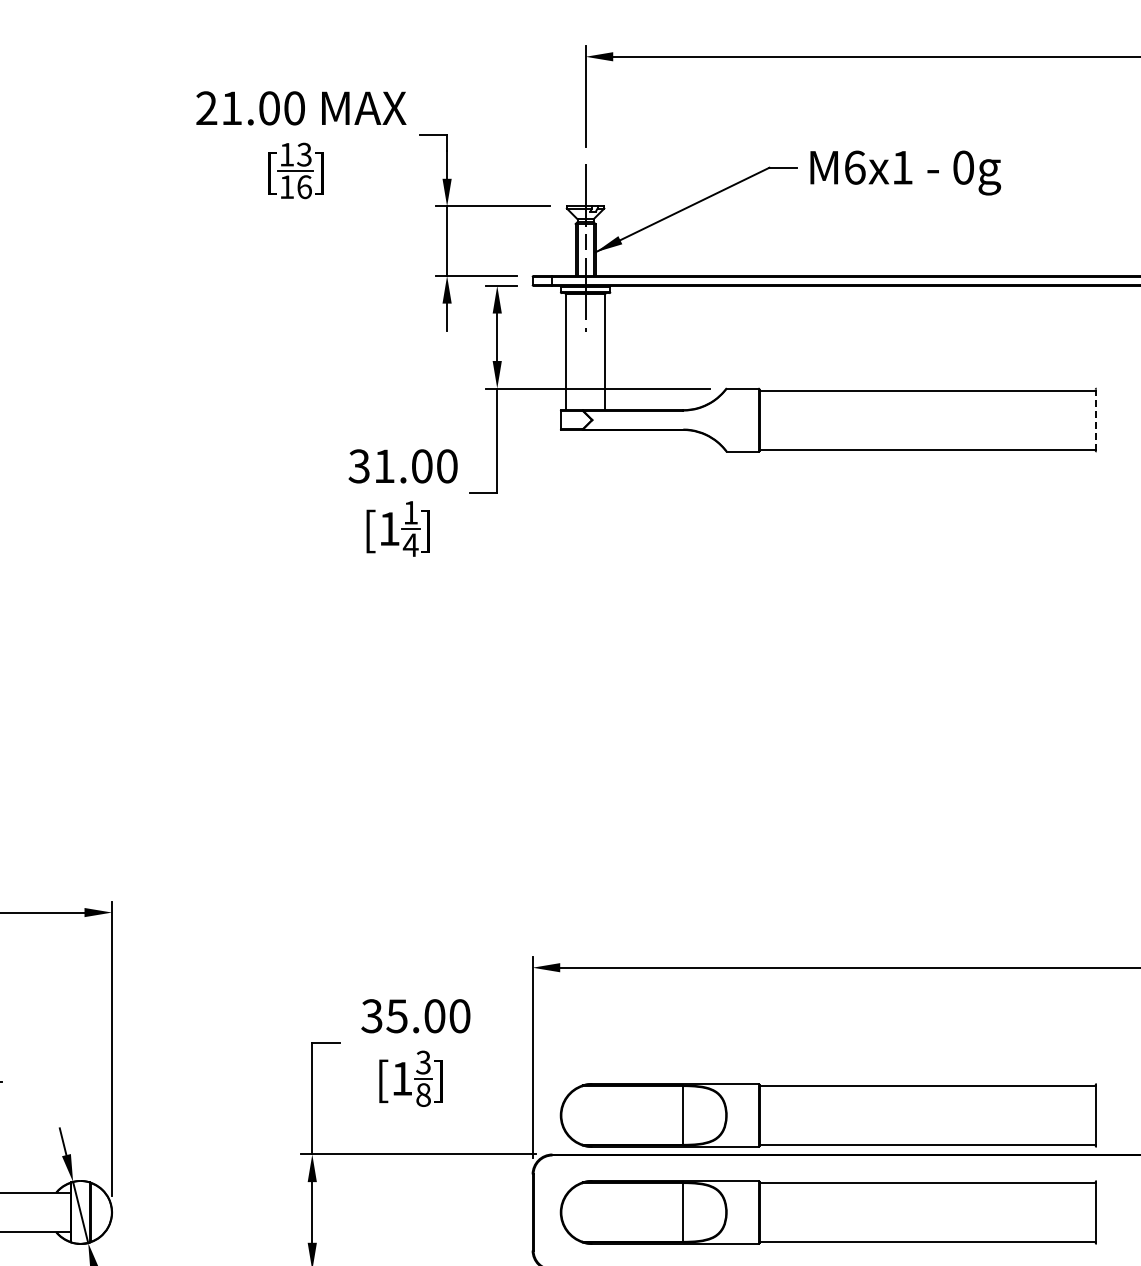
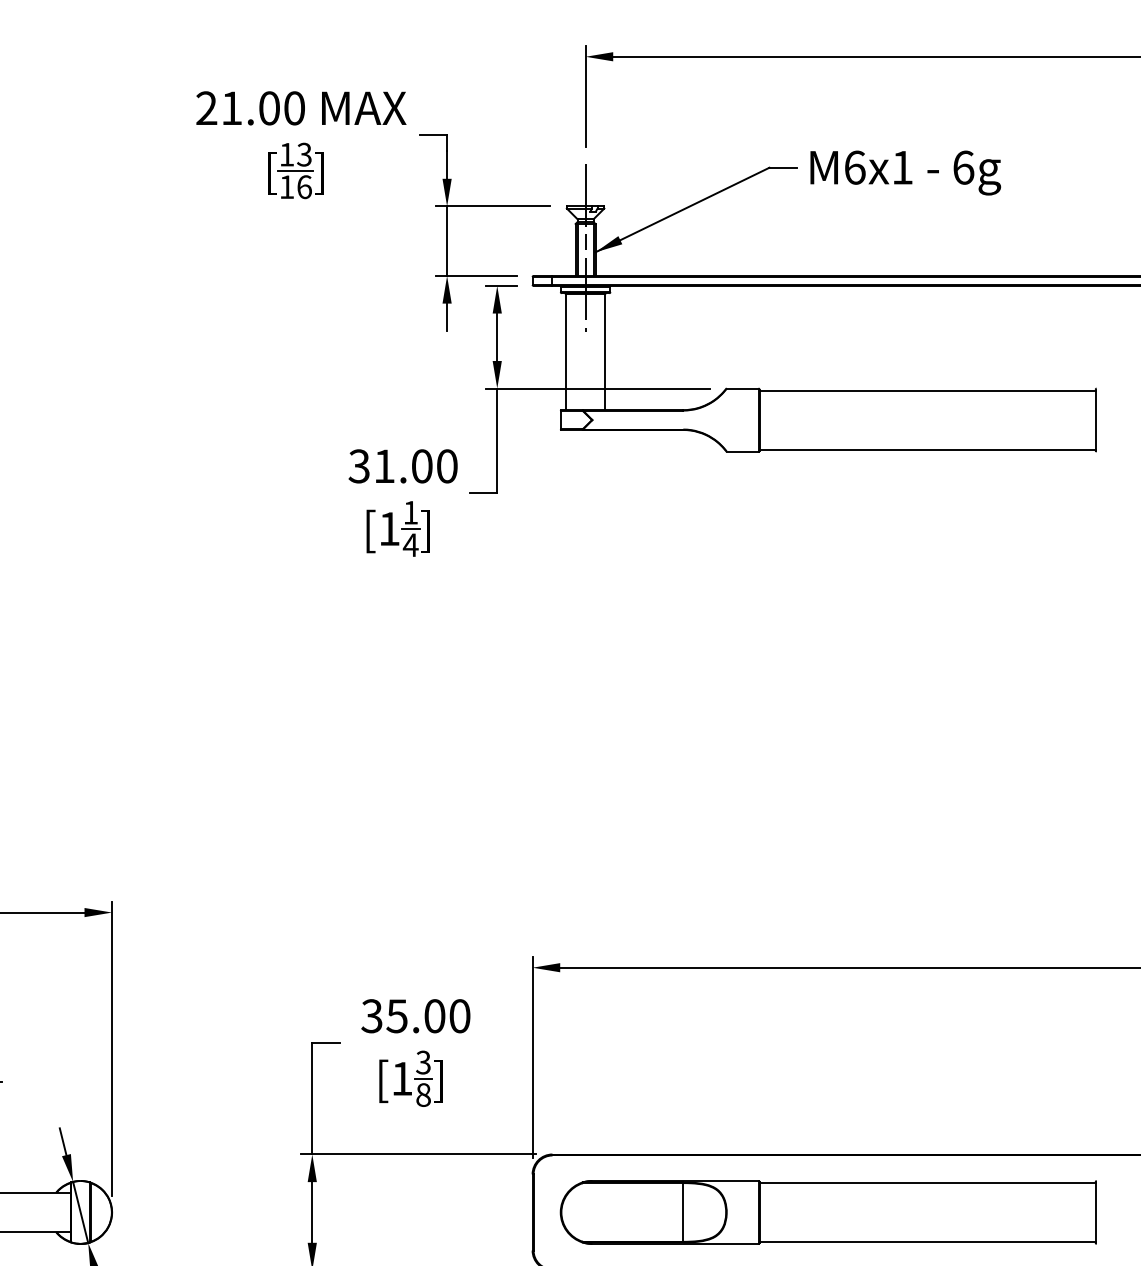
text: 0g -> 6g (963, 167)
line: dashed -> solid (1095, 419)
part: present -> none (827, 1115)
